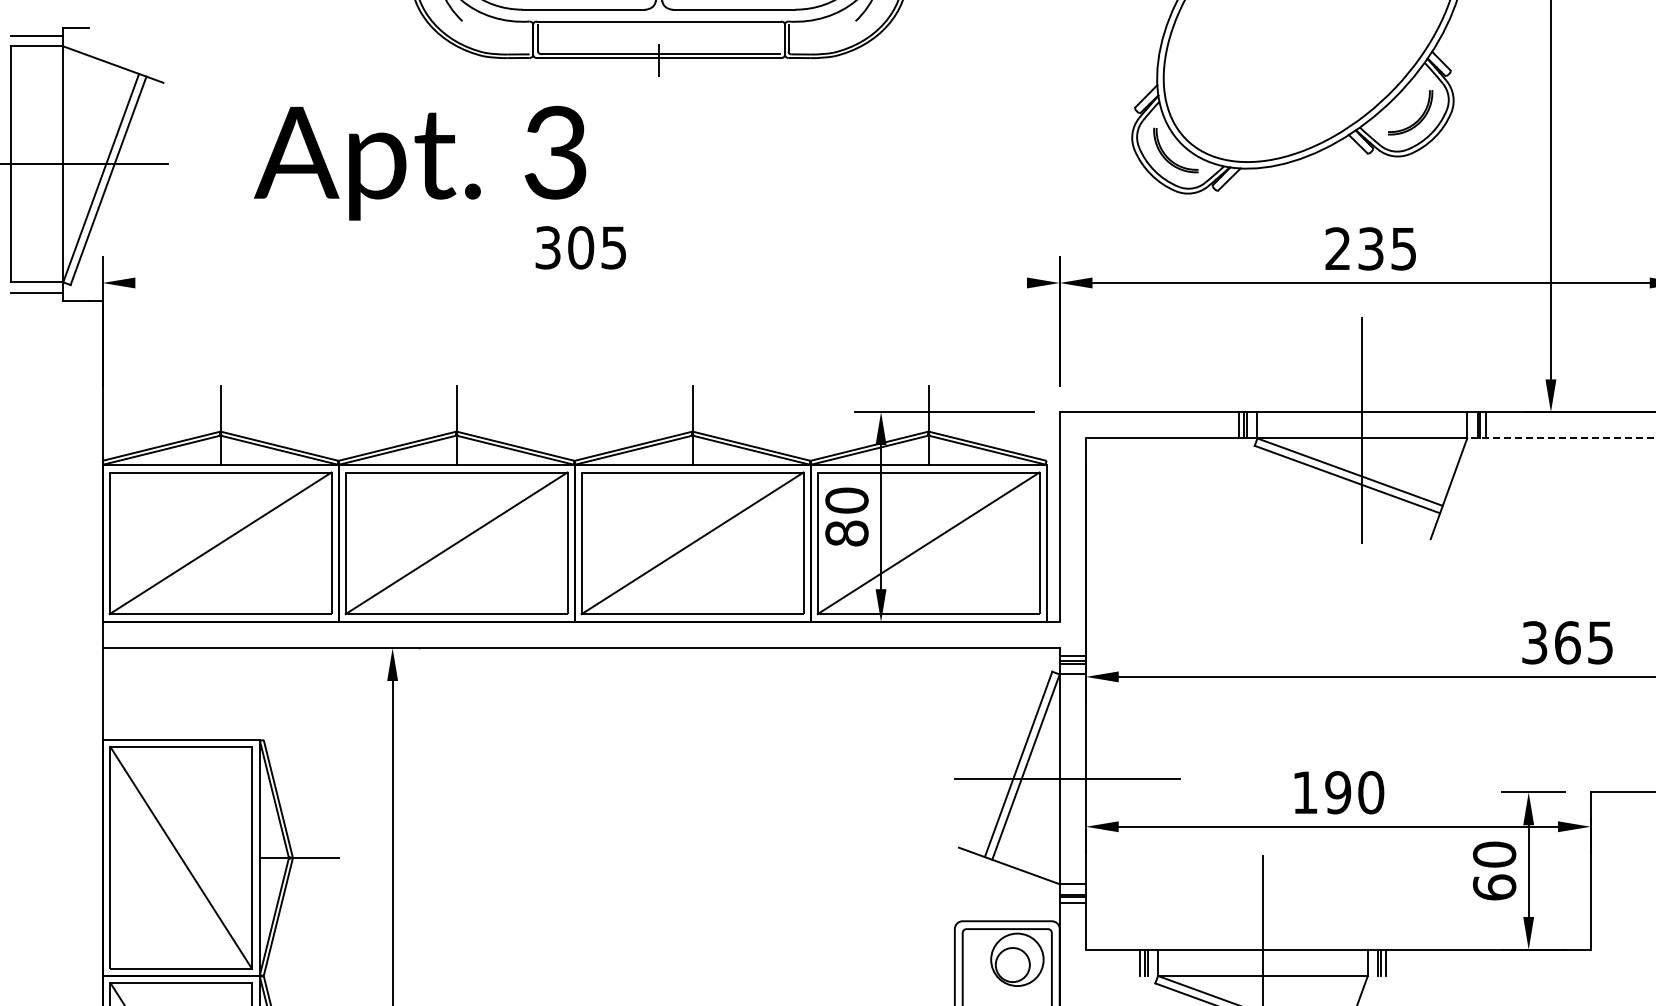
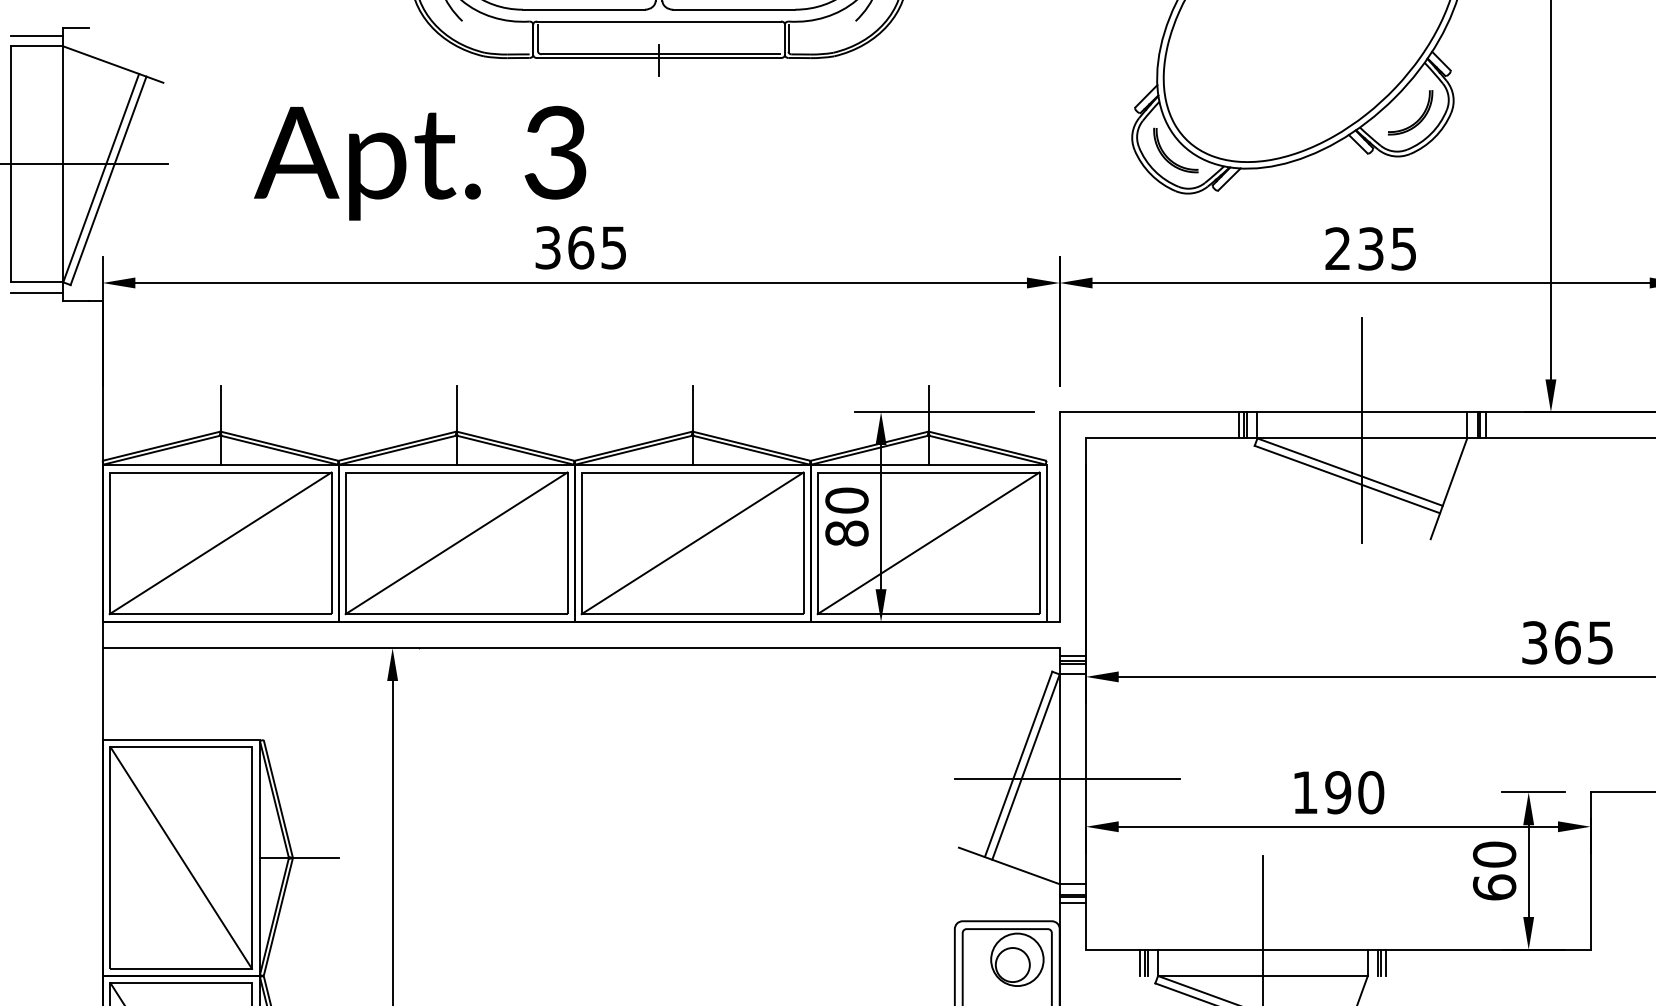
text: 305 -> 365 (581, 247)
line: none -> present (580, 283)
line: dashed -> solid (1561, 438)
